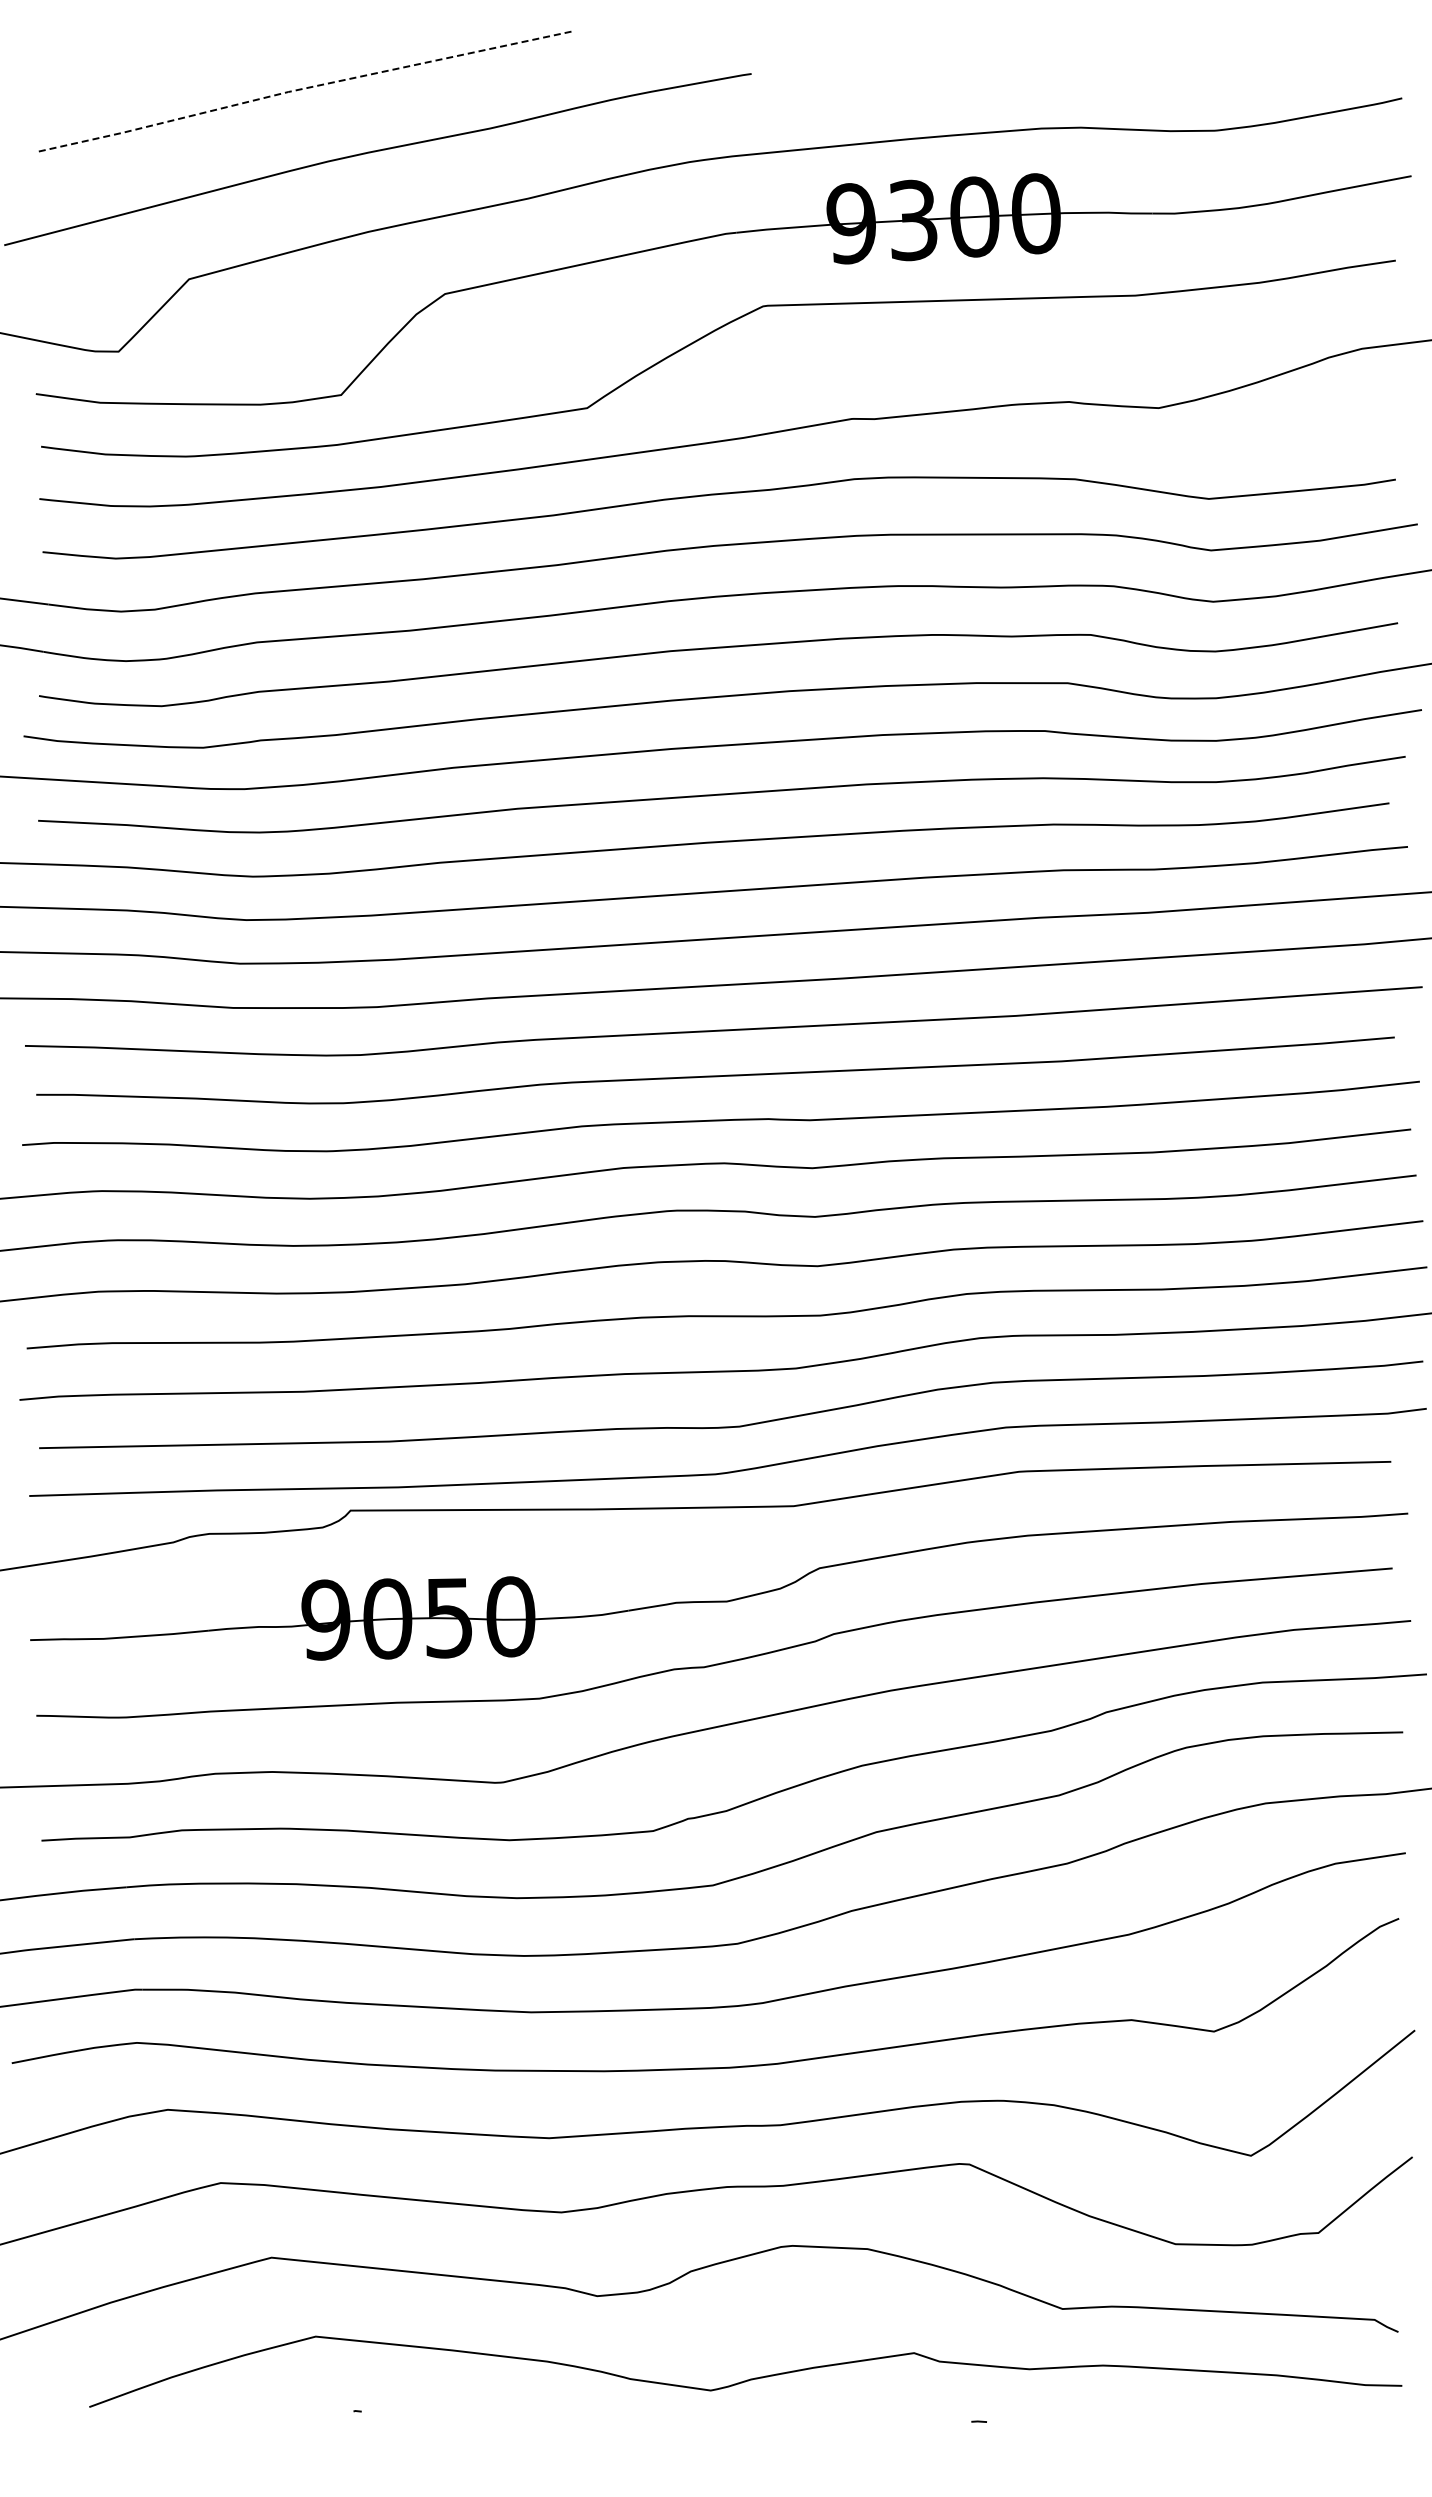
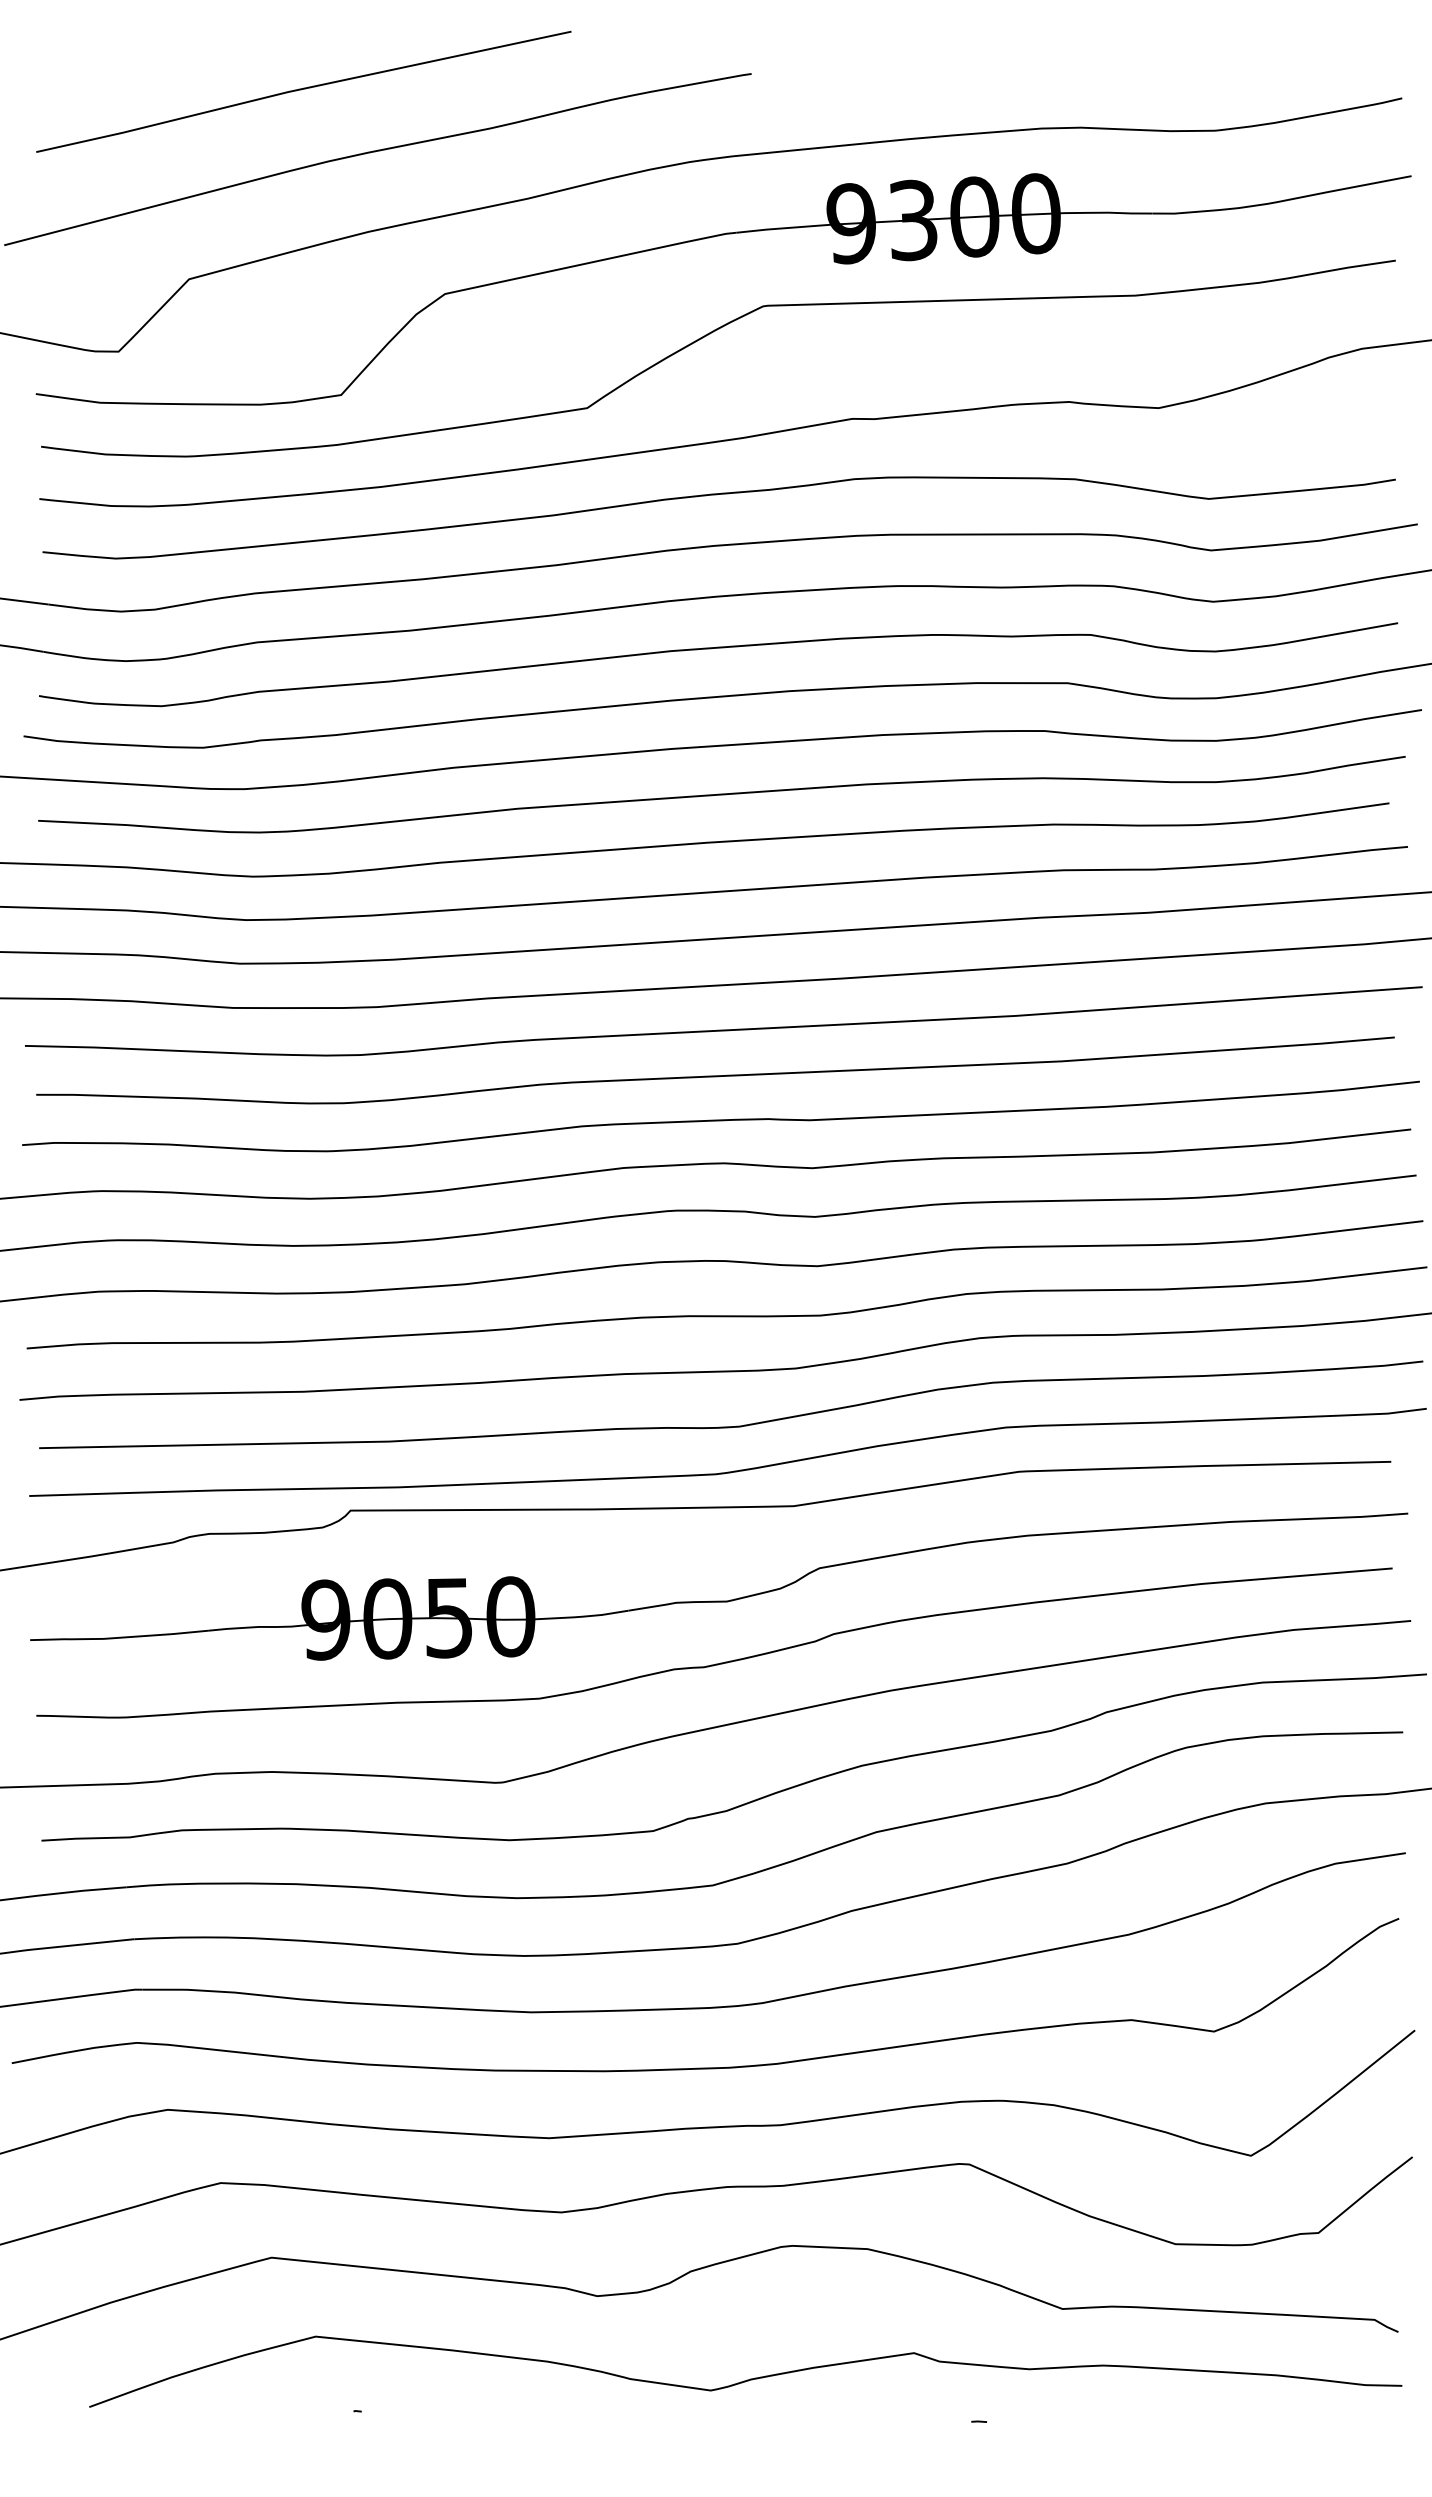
line: dashed -> solid (301, 89)
